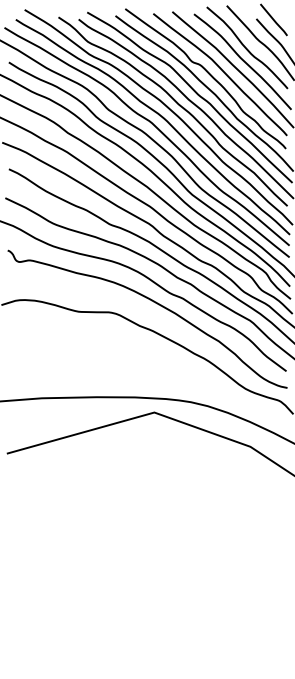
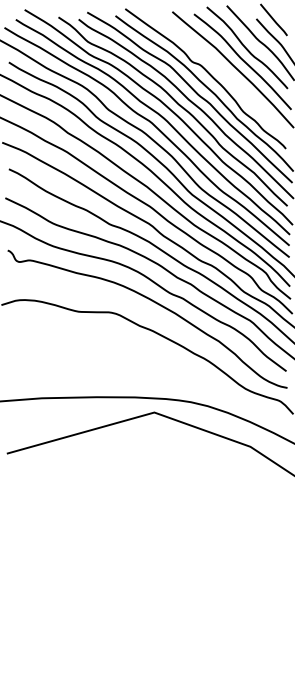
curve: present -> none (222, 71)
